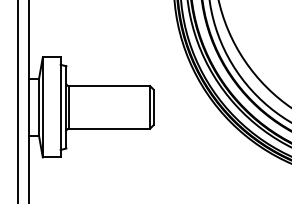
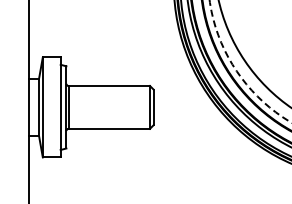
arc: solid -> dashed (236, 71)
line: present -> none (17, 101)
